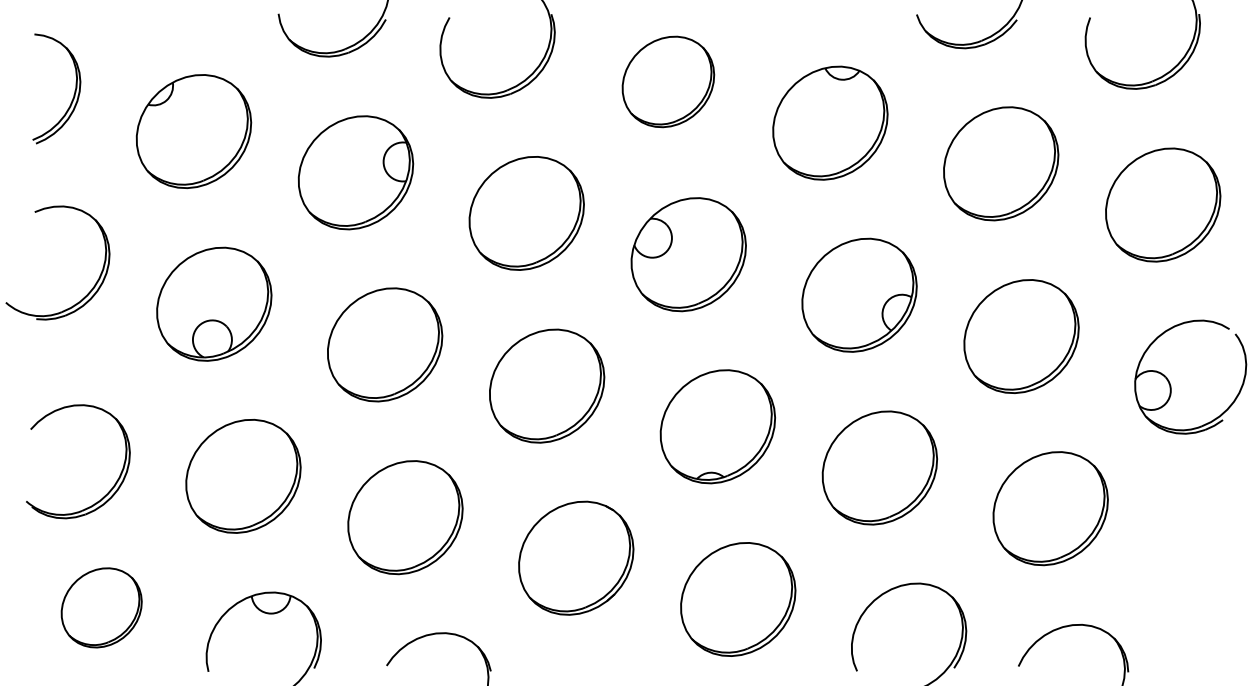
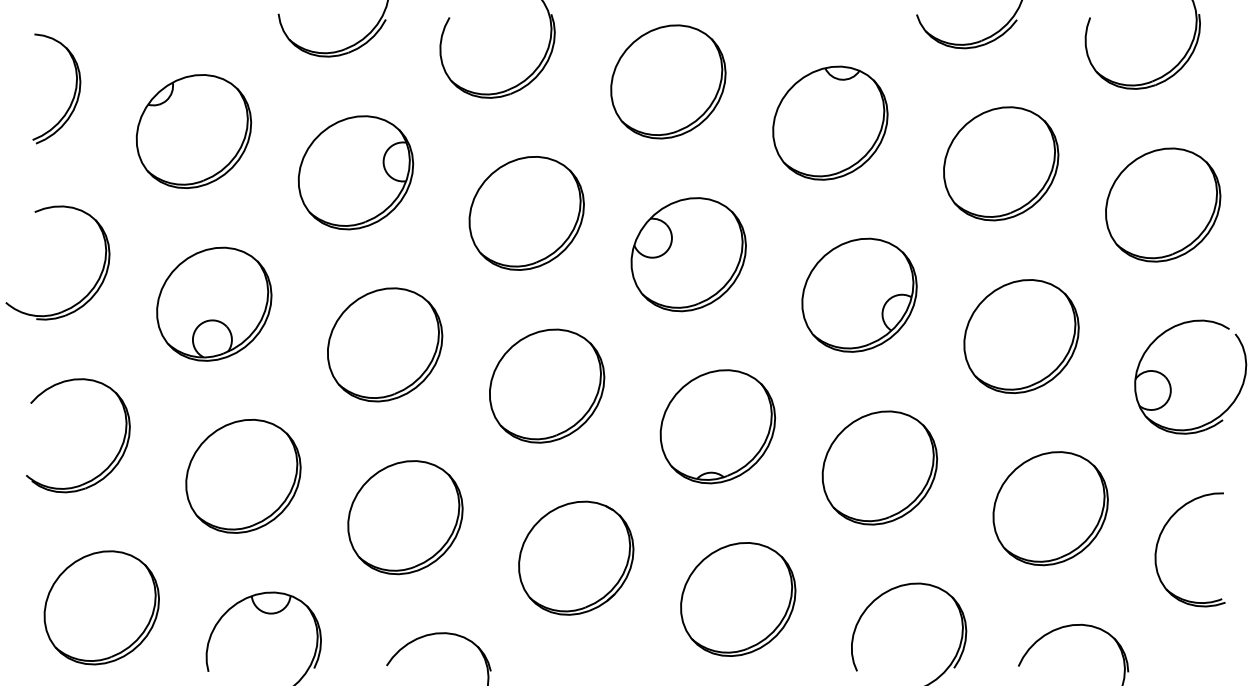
part size: 95x94 px -> 117x116 px (668, 81)
part position: (112, 486) -> (112, 460) (112, 460)
part: none -> present (1159, 540)
part size: 83x82 px -> 117x116 px (101, 607)
